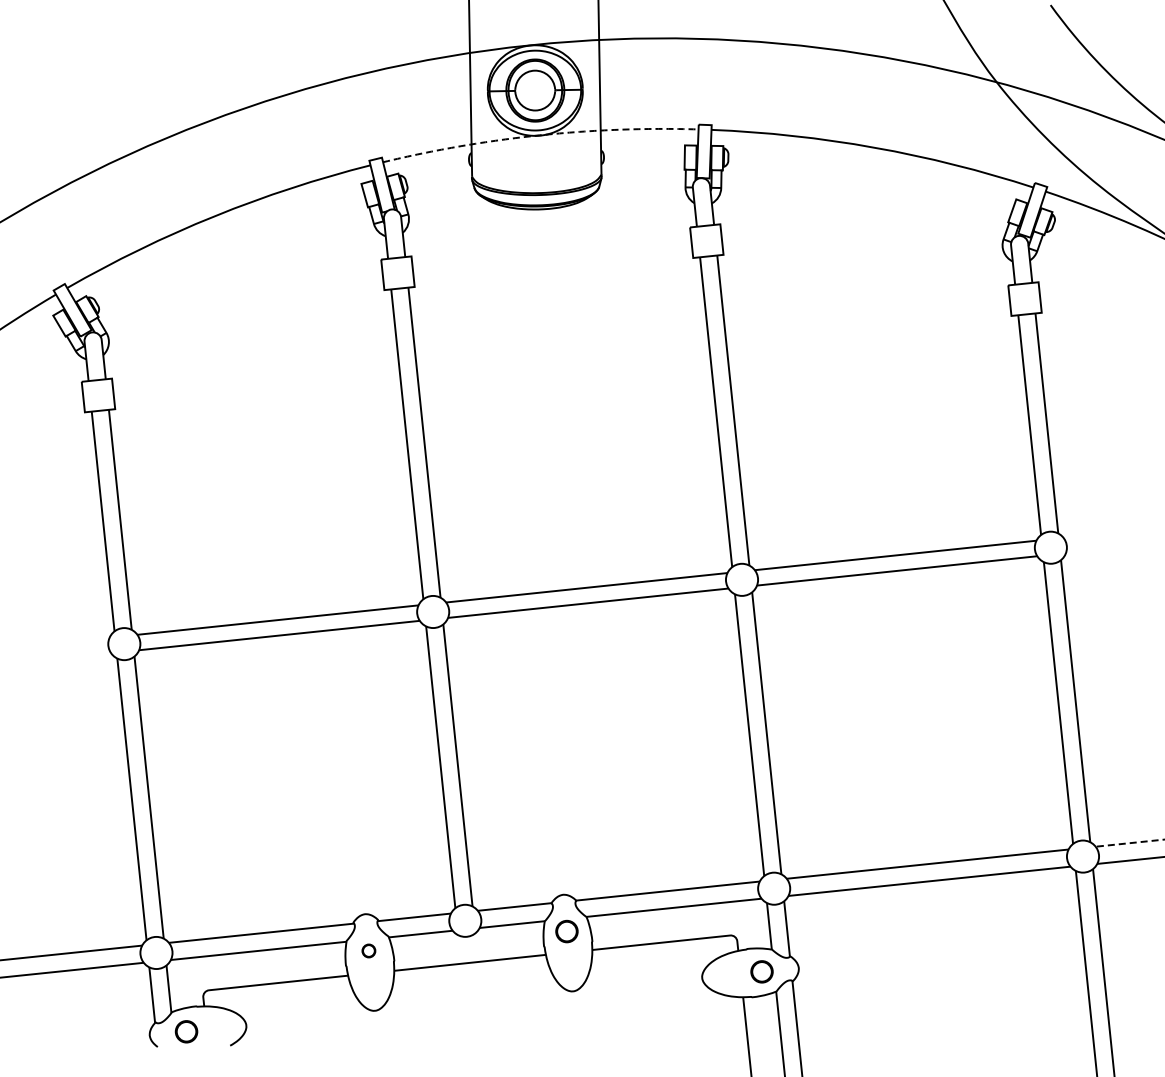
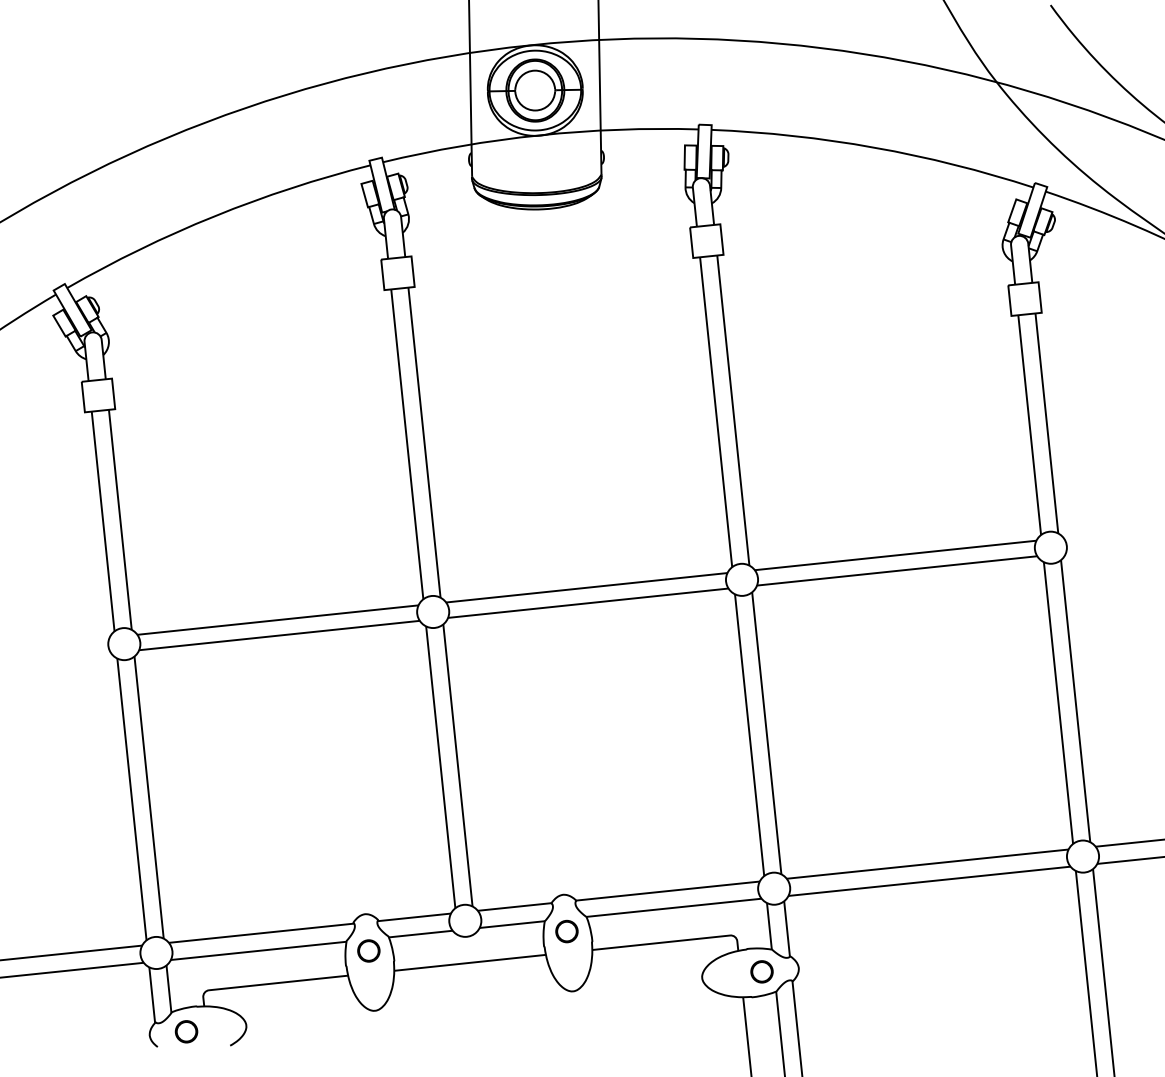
line: dashed -> solid (539, 135)
line: dashed -> solid (1129, 843)
circle size: 16x16 px -> 24x24 px (368, 950)
